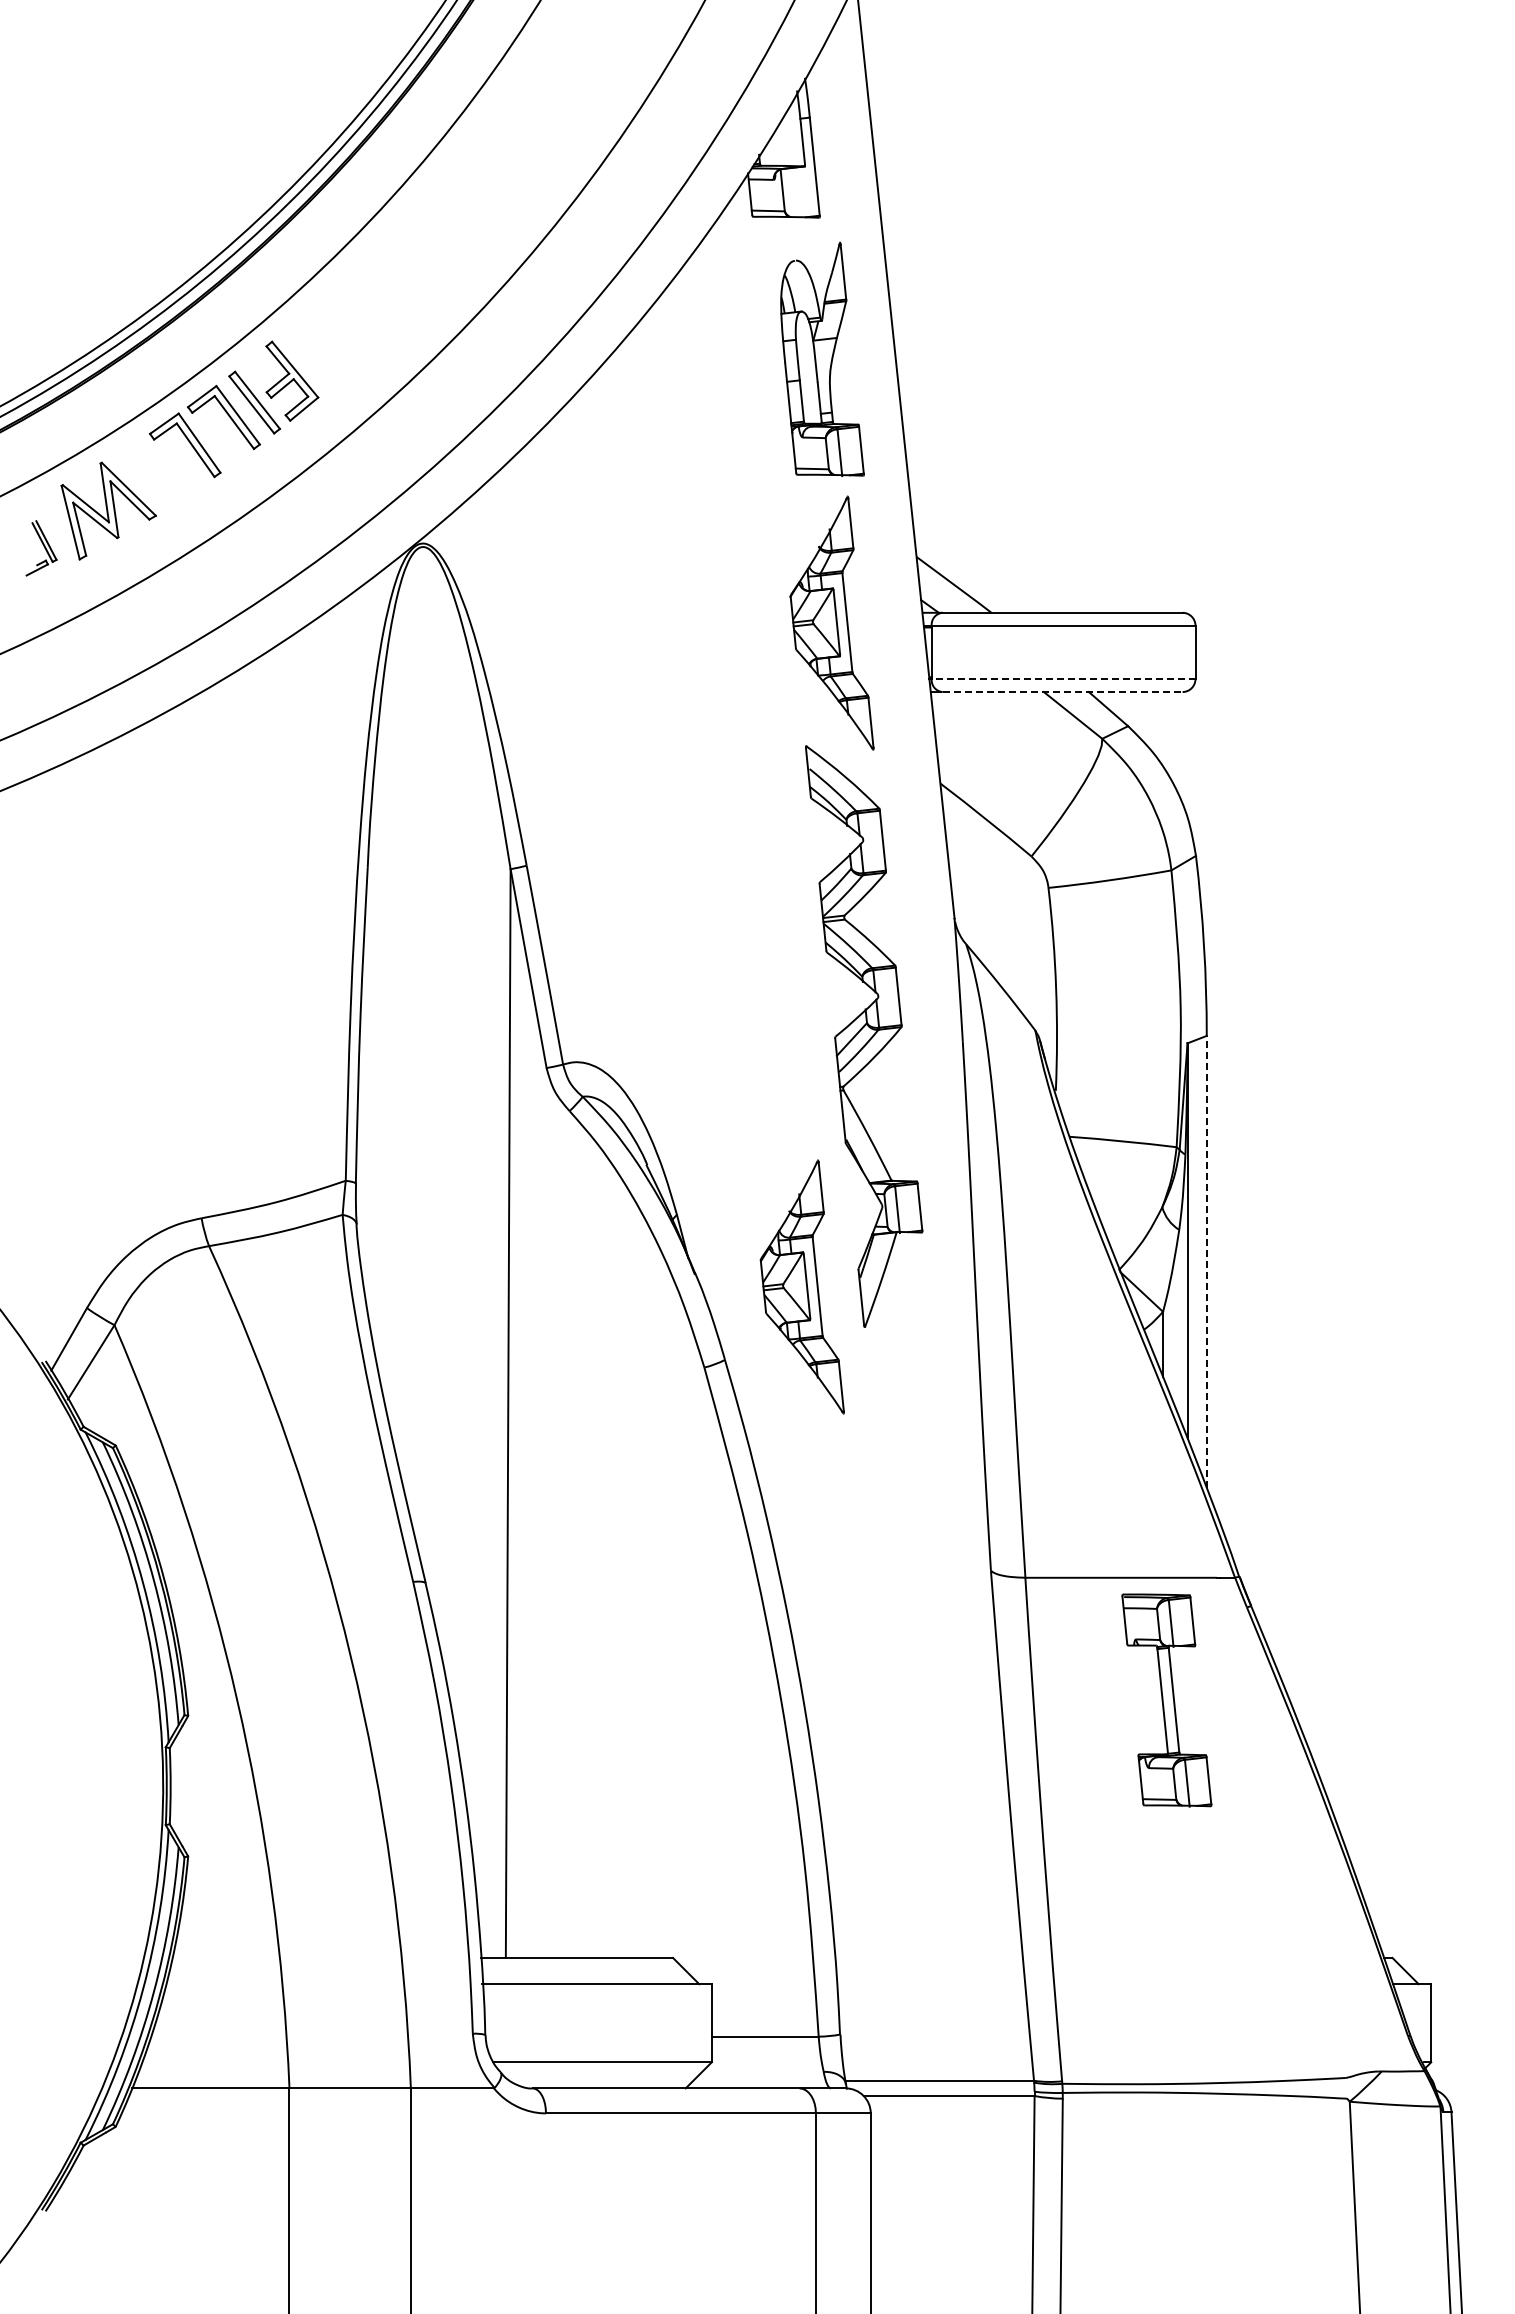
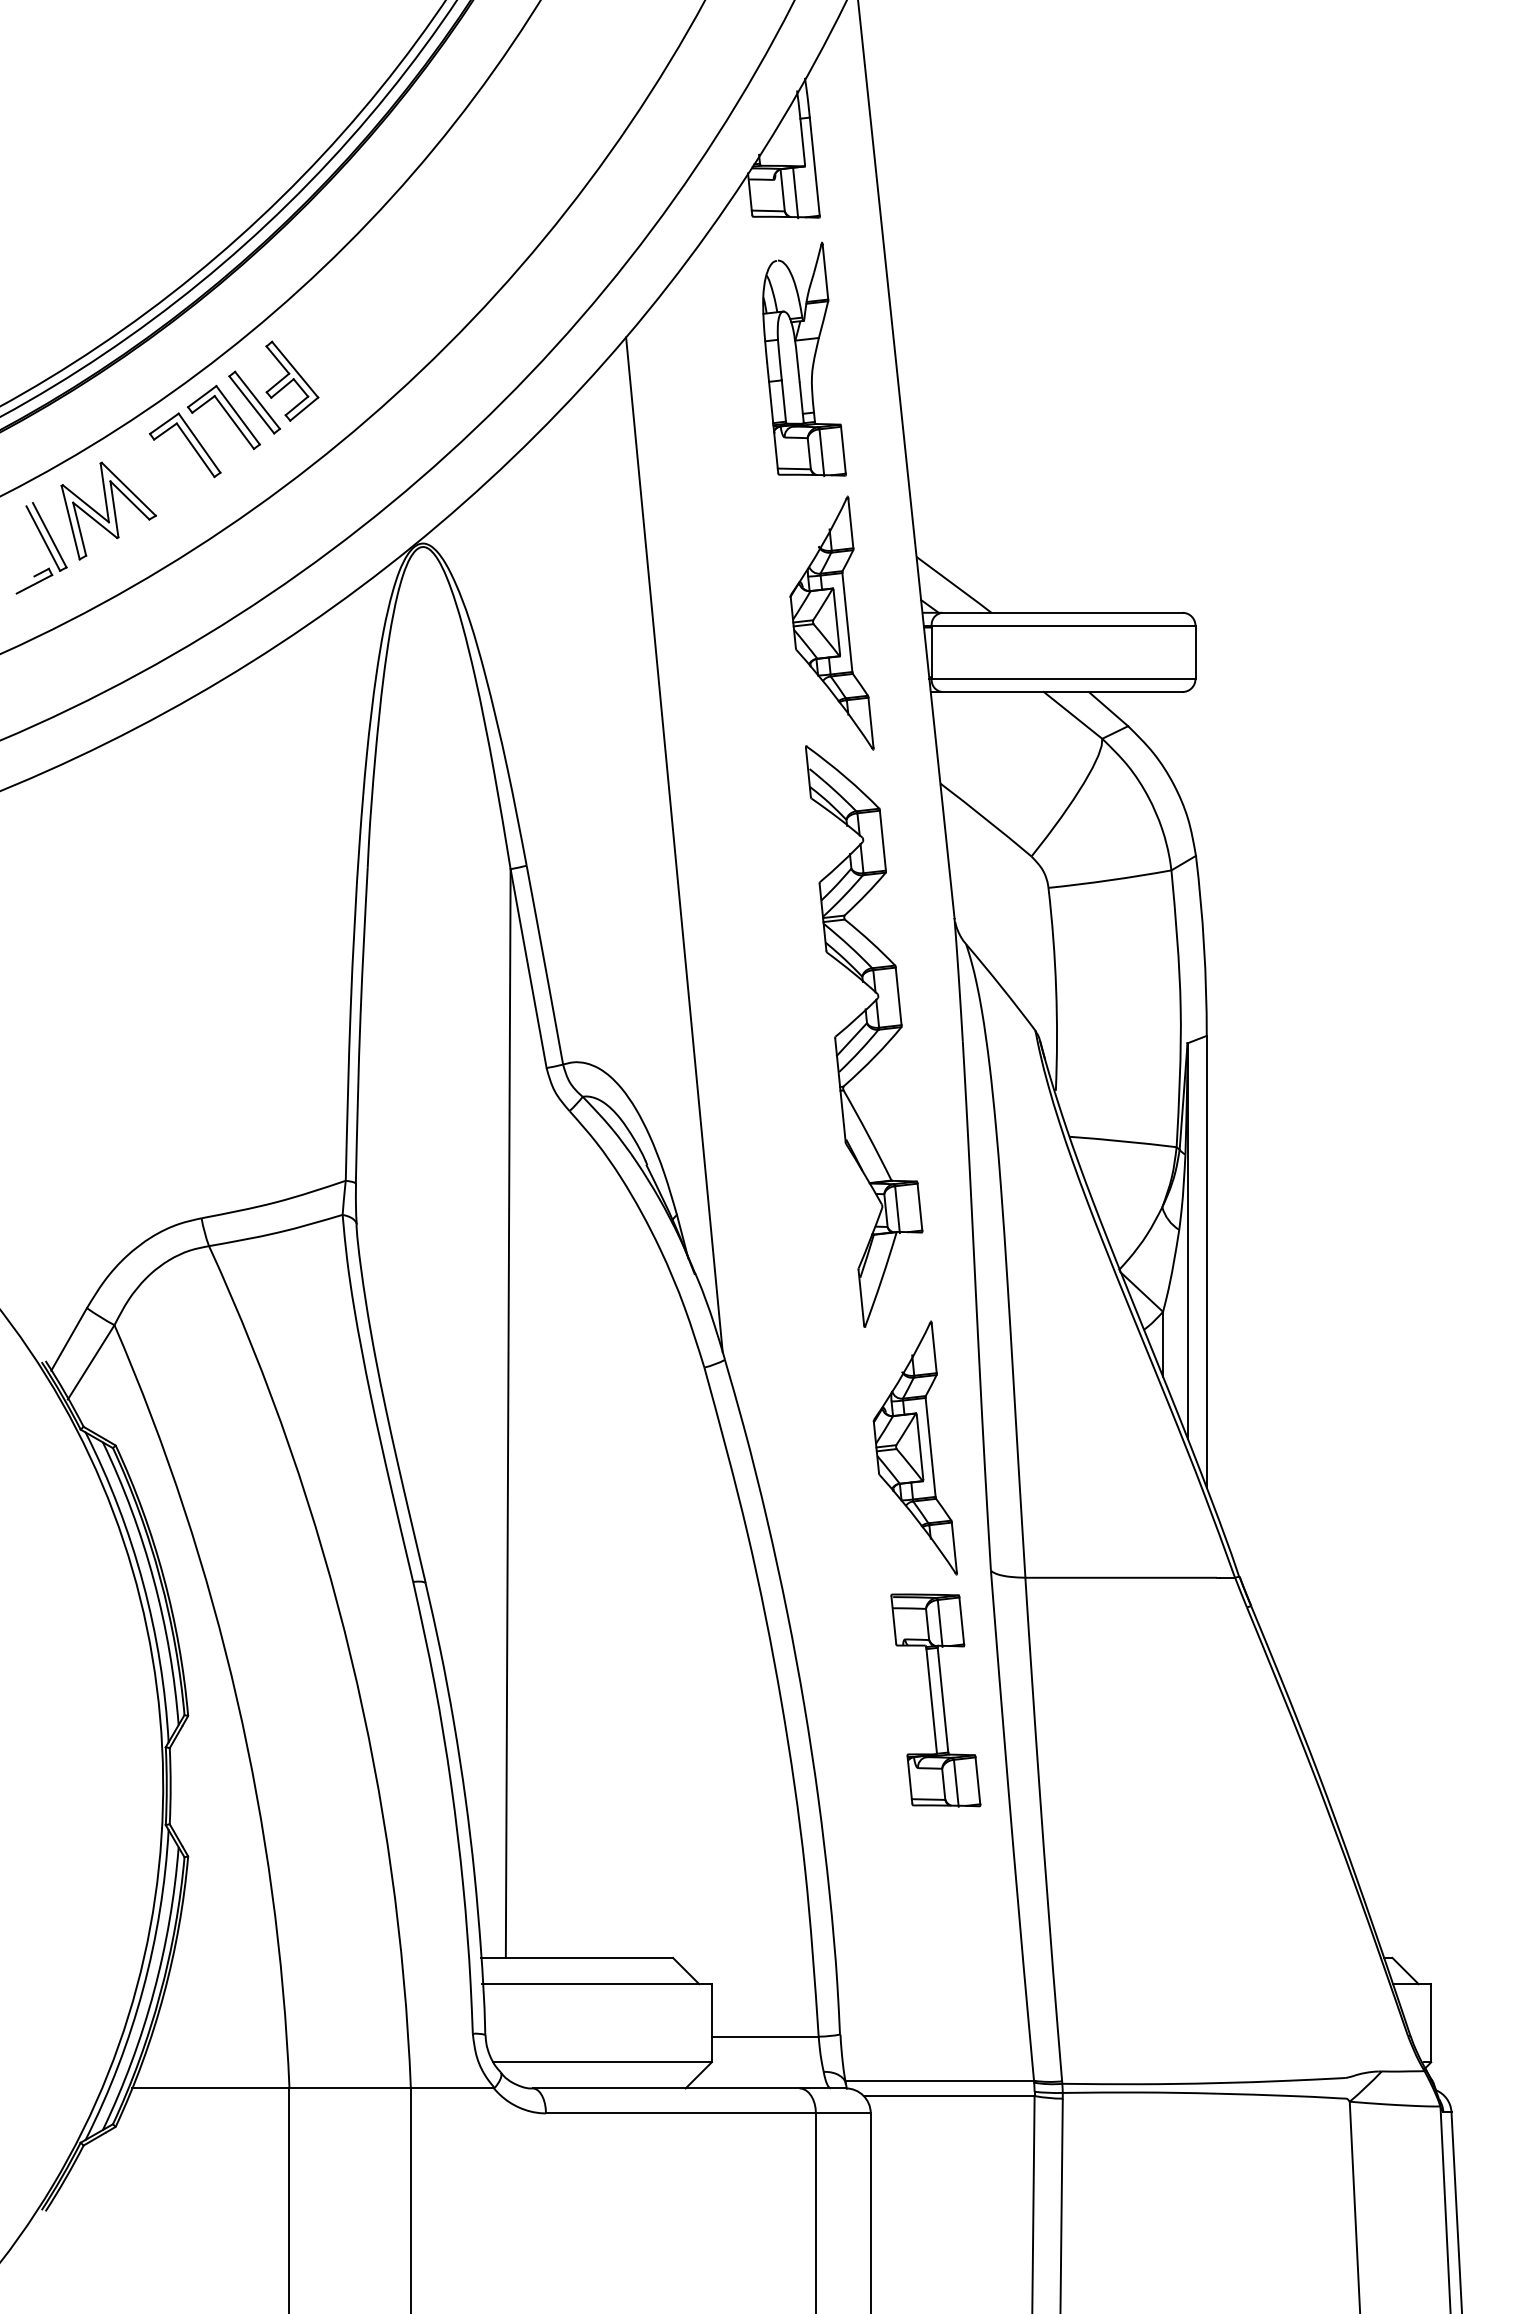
line: none -> present (795, 192)
part position: (822, 358) -> (804, 358) (804, 358)
part size: 33x57 px -> 53x93 px (41, 548)
line: dashed -> solid (1063, 679)
line: dashed -> solid (1063, 692)
line: none -> present (674, 844)
line: dashed -> solid (1206, 1261)
part position: (801, 1286) -> (914, 1447) (914, 1447)
part position: (1166, 1700) -> (935, 1700) (935, 1700)
